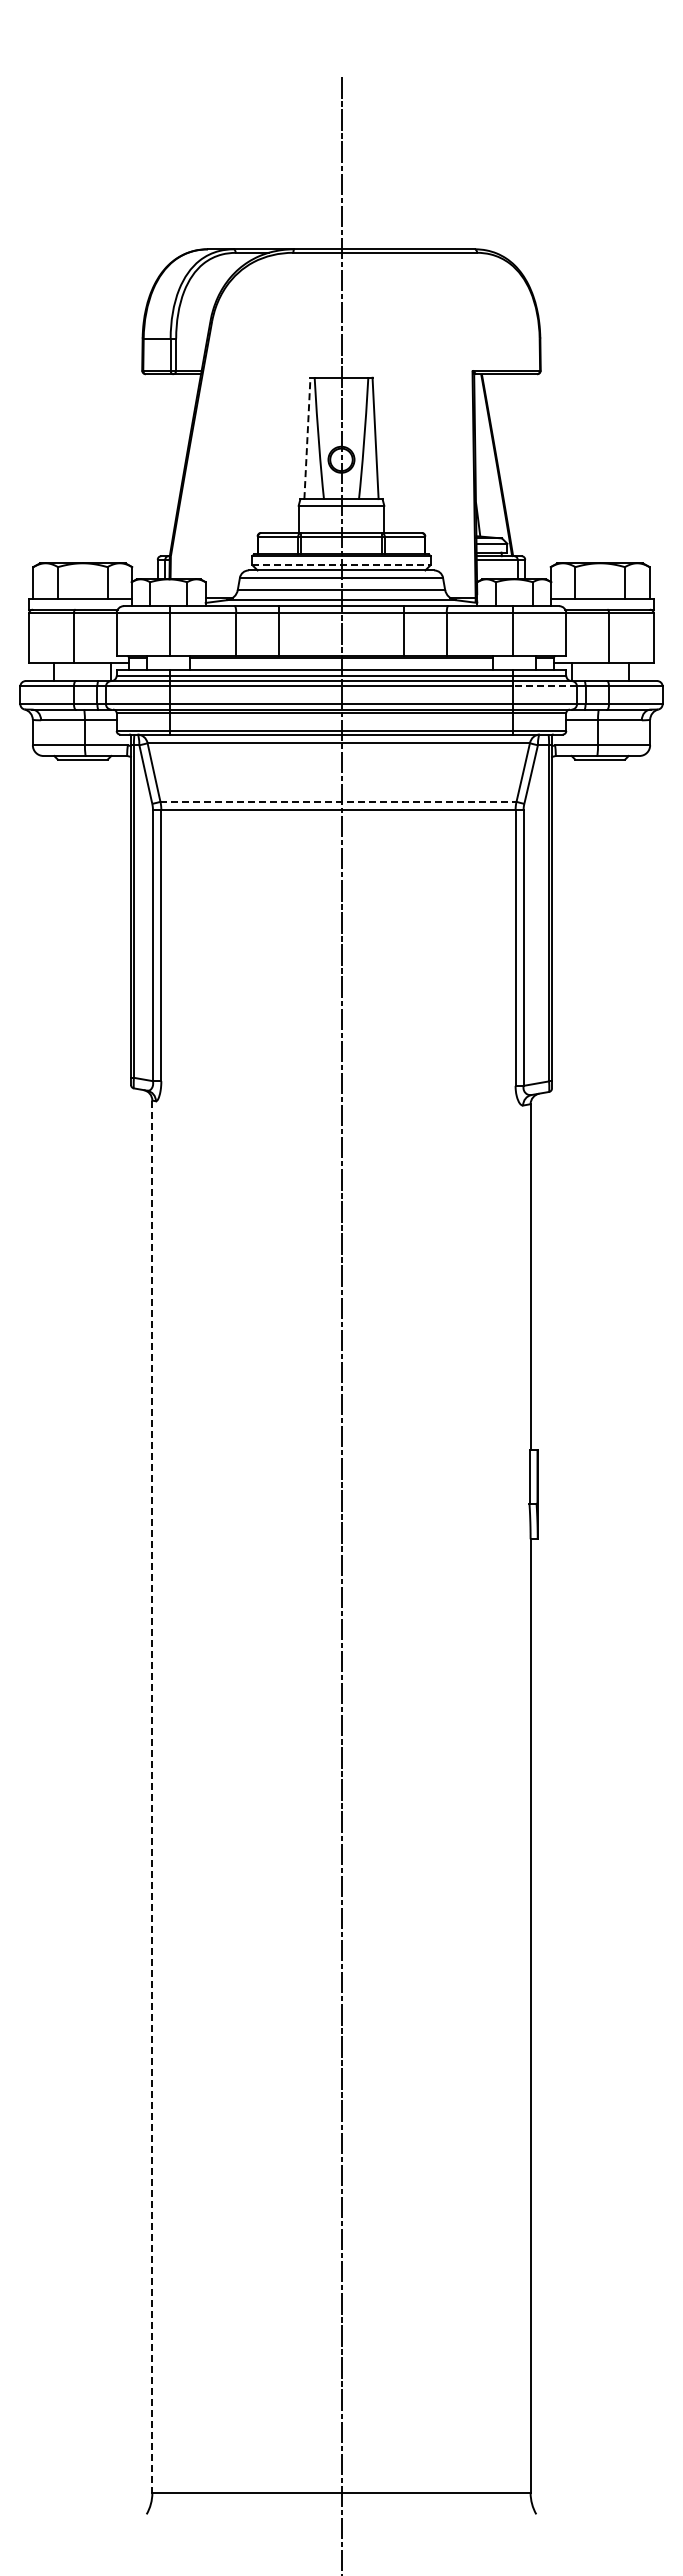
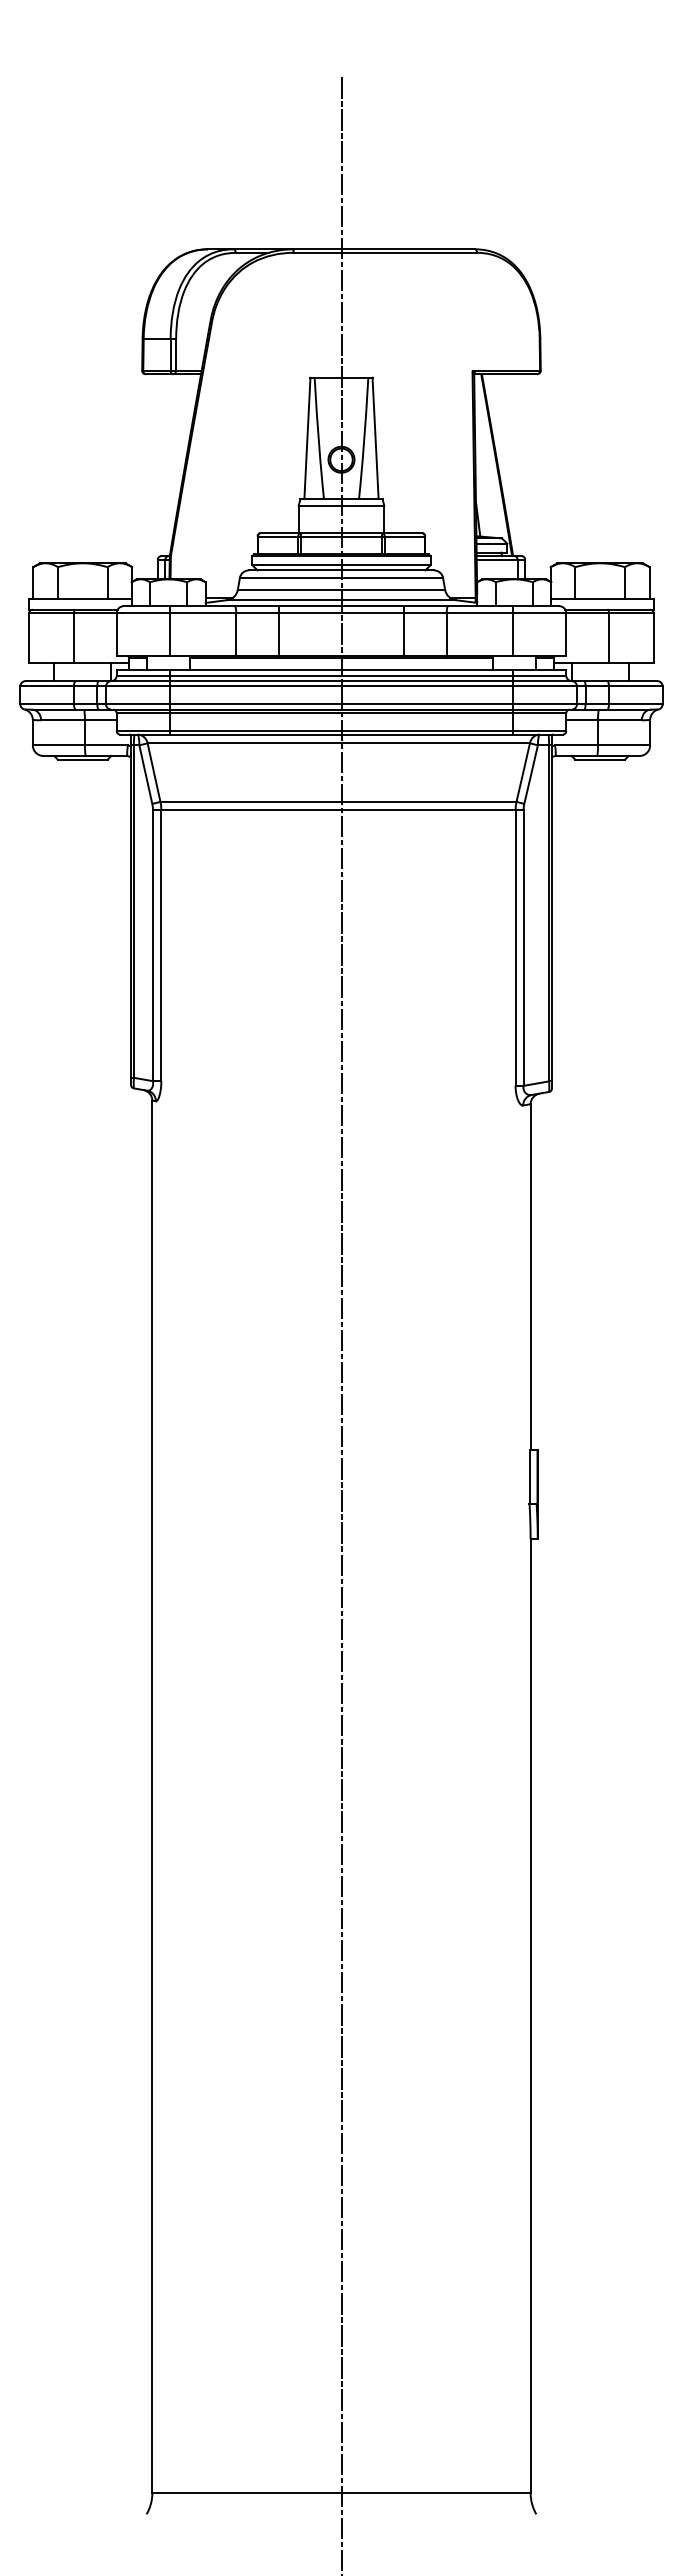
line: dashed -> solid (307, 438)
line: dashed -> solid (342, 565)
line: dashed -> solid (544, 686)
line: dashed -> solid (338, 801)
line: dashed -> solid (152, 1797)
